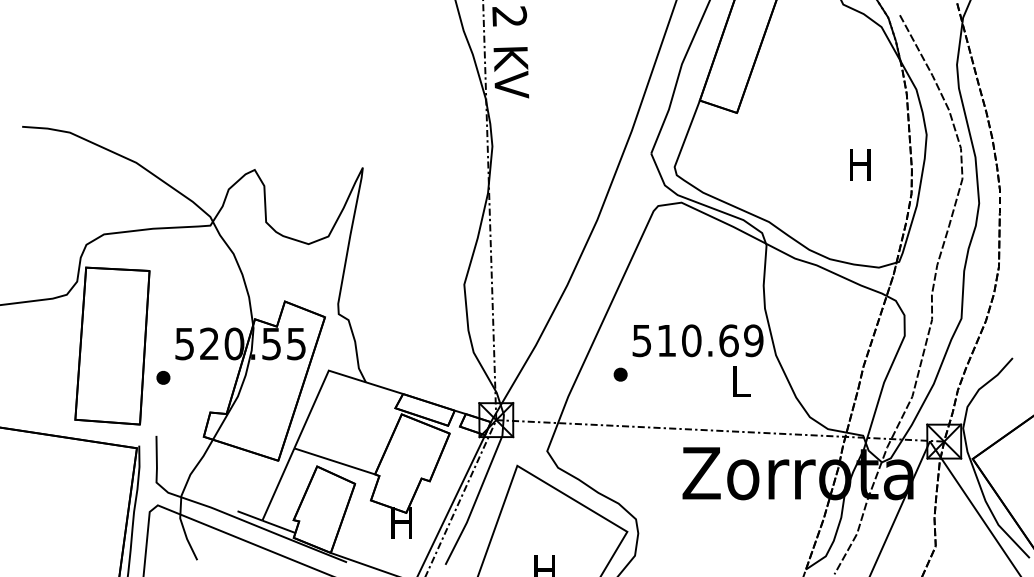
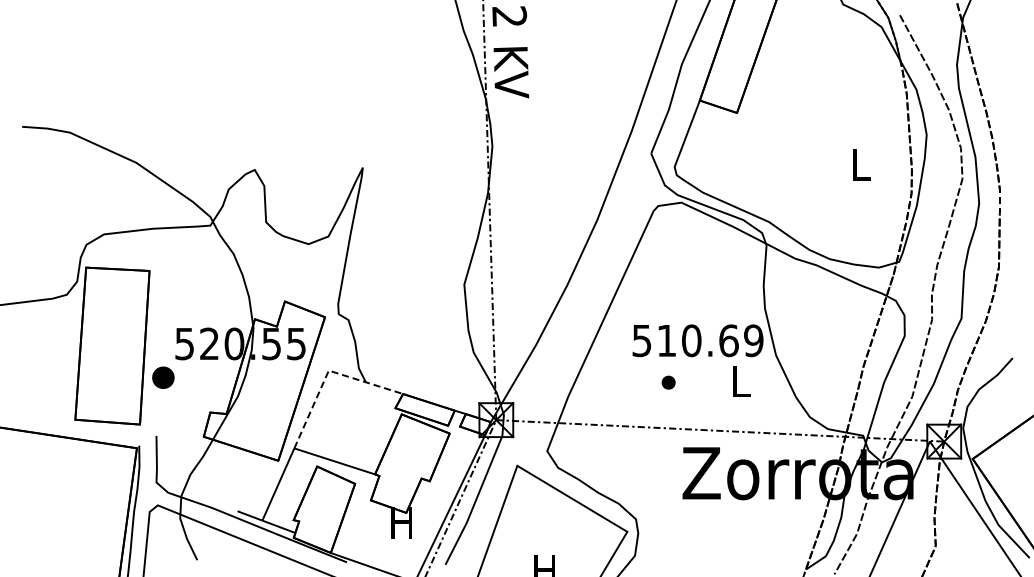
text: H -> L (860, 164)
line: solid -> dashed (327, 373)
part position: (620, 374) -> (668, 382) (668, 382)
part size: 15x14 px -> 23x23 px (163, 377)
